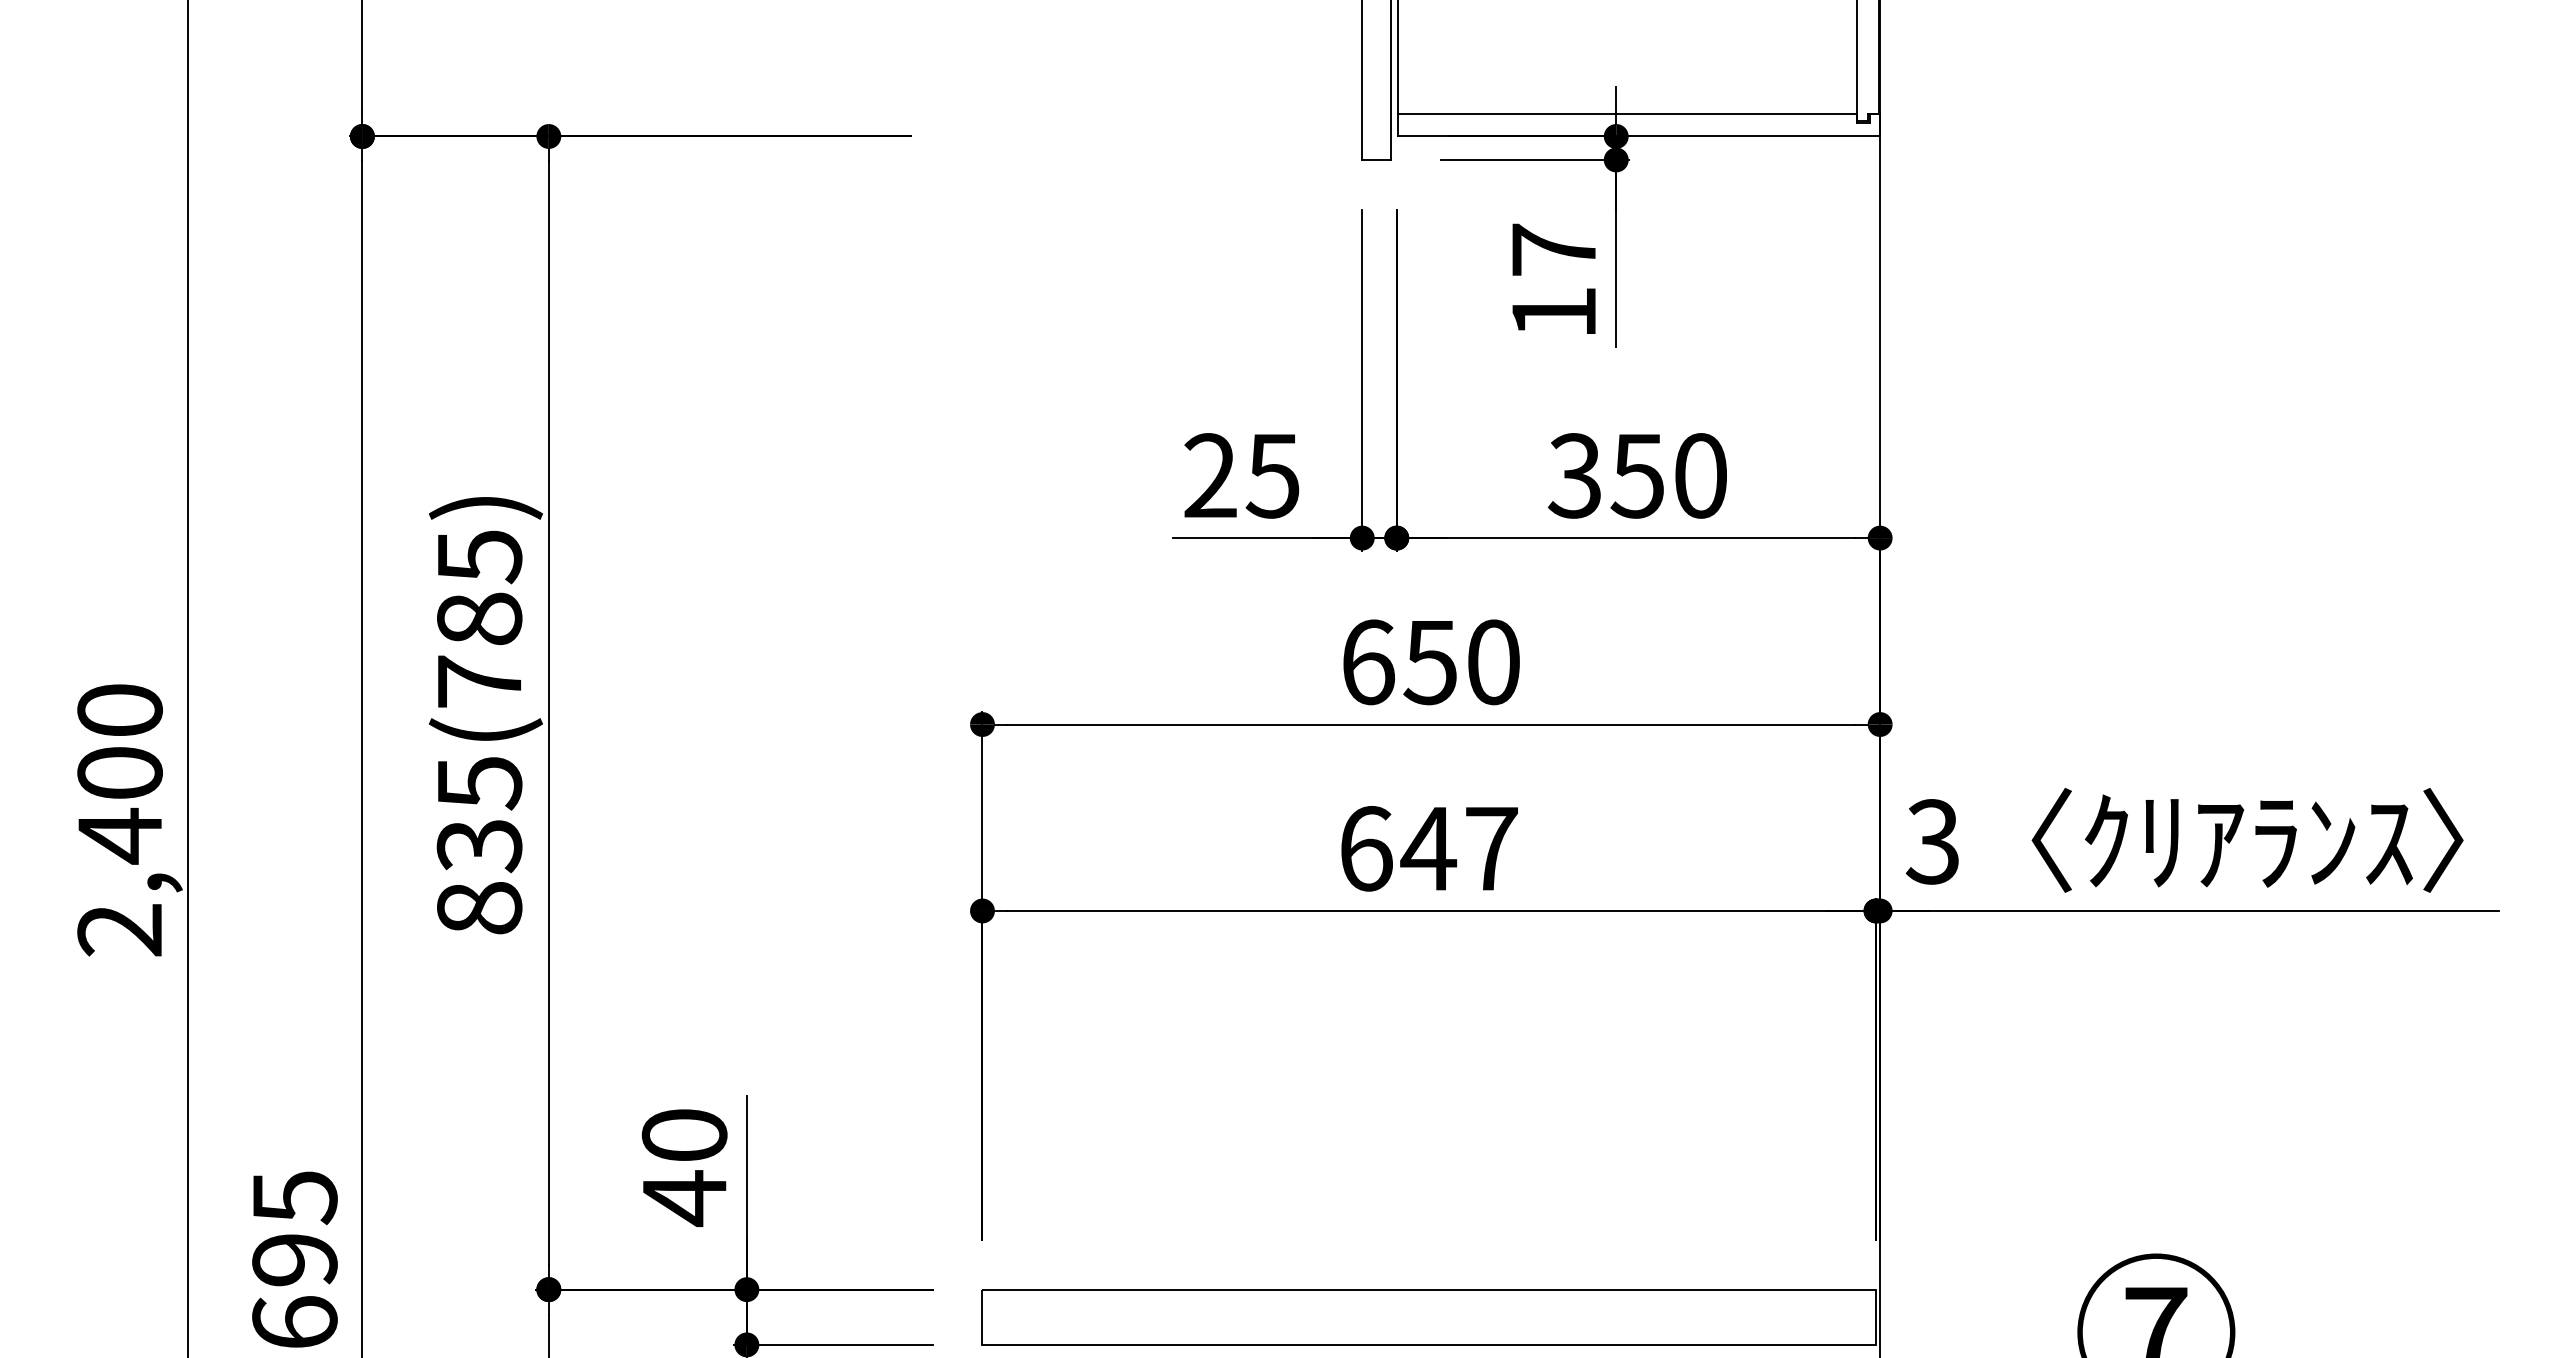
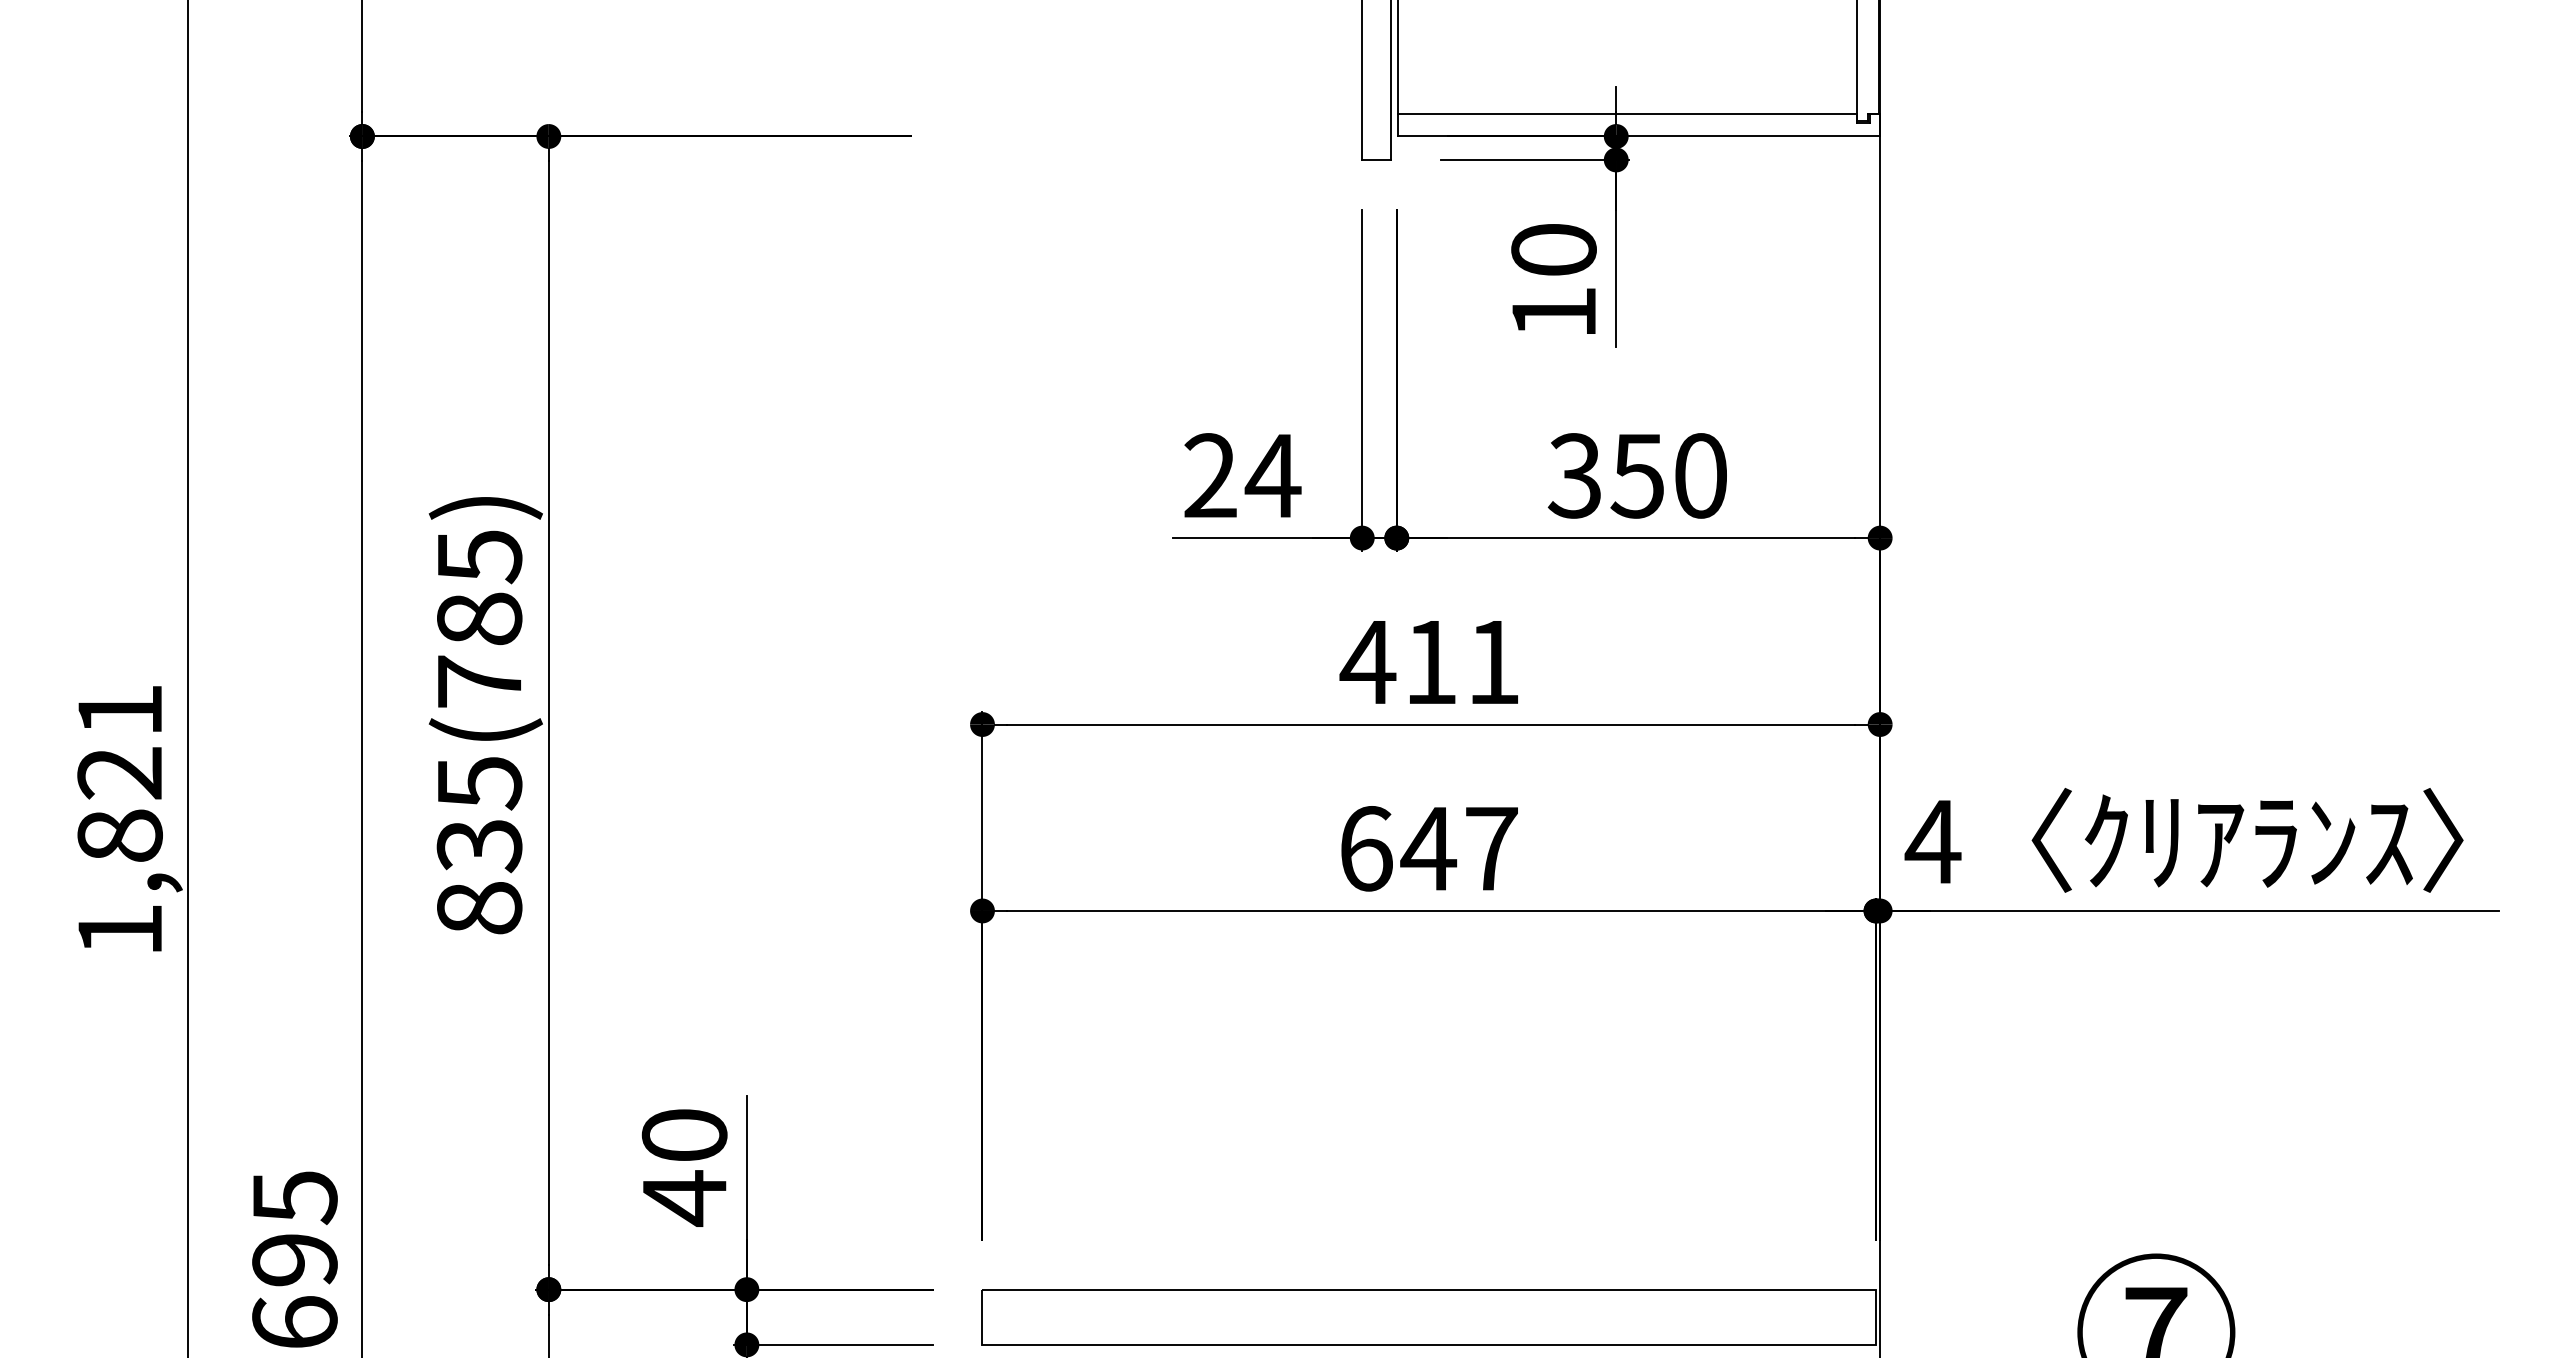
text: 17 -> 10 (1553, 249)
text: 25 -> 24 (1272, 476)
text: 650 -> 411 (1429, 662)
text: 2,400 -> 1,821 (119, 820)
text: 3 -> 4 (1932, 841)
